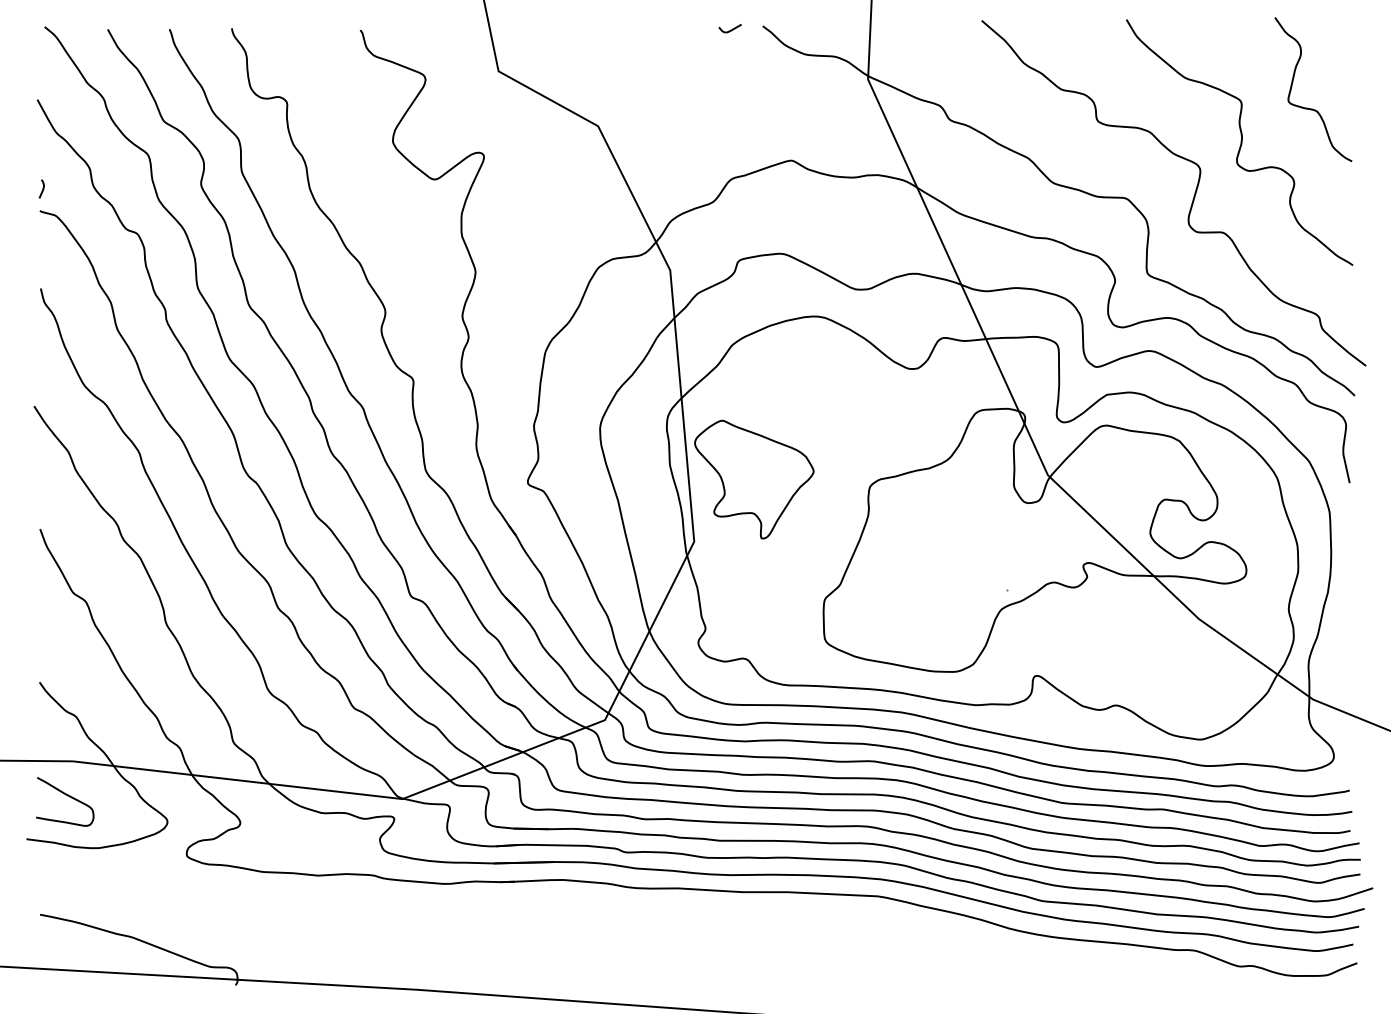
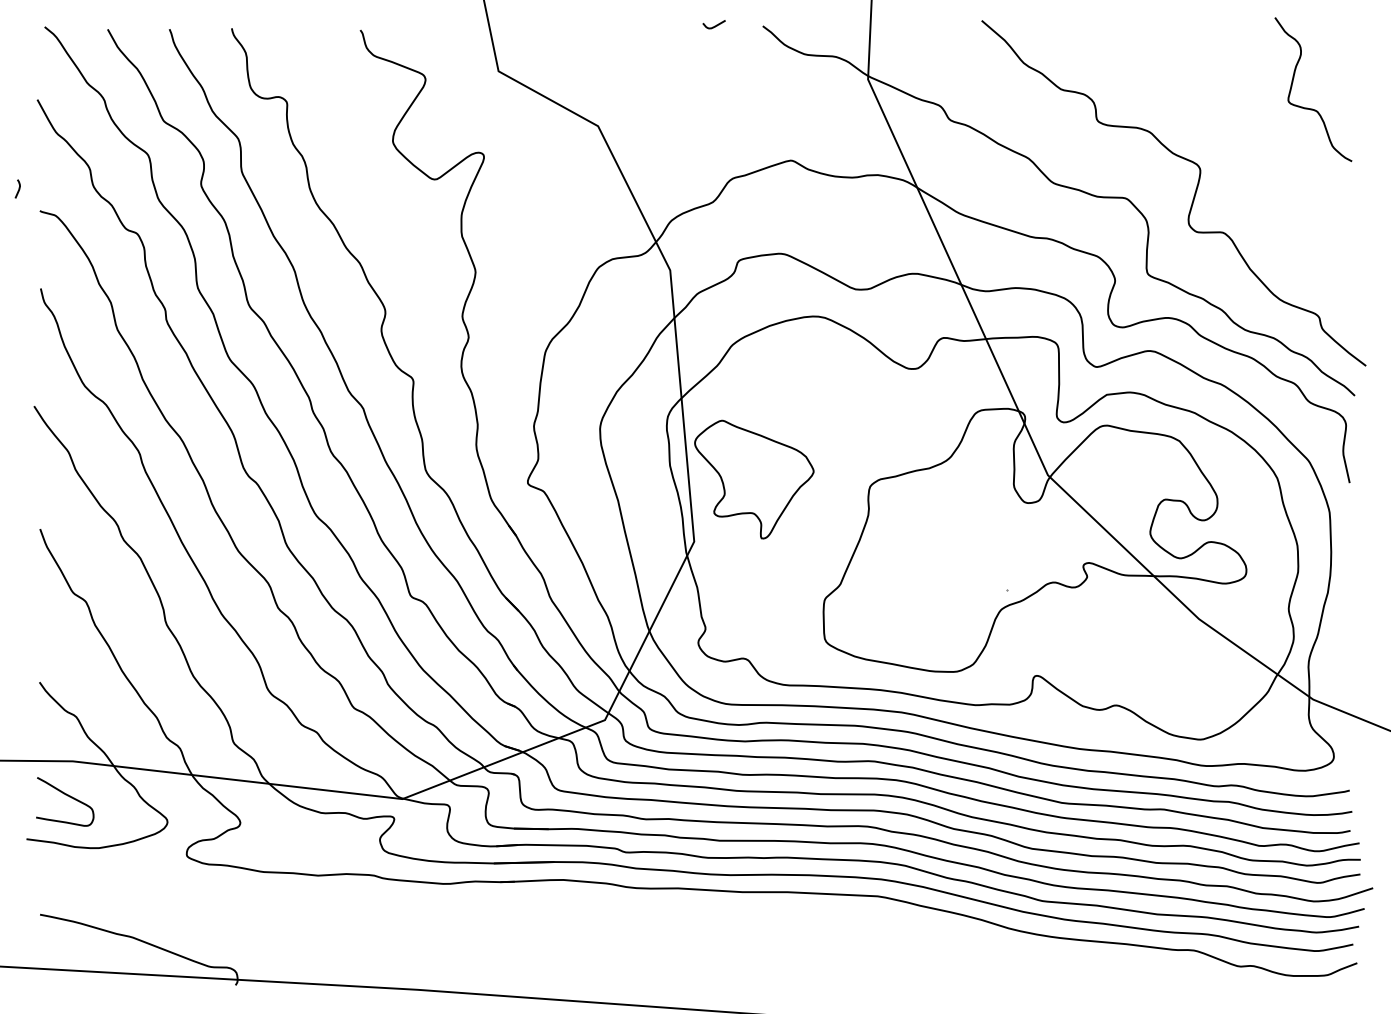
curve position: (730, 29) -> (714, 25) (714, 25)
curve: present -> none (1240, 142)
curve position: (42, 188) -> (18, 188) (18, 188)
